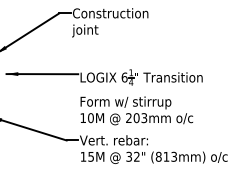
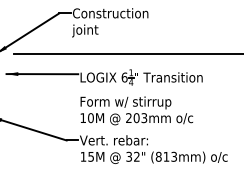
line: none -> present (127, 53)
